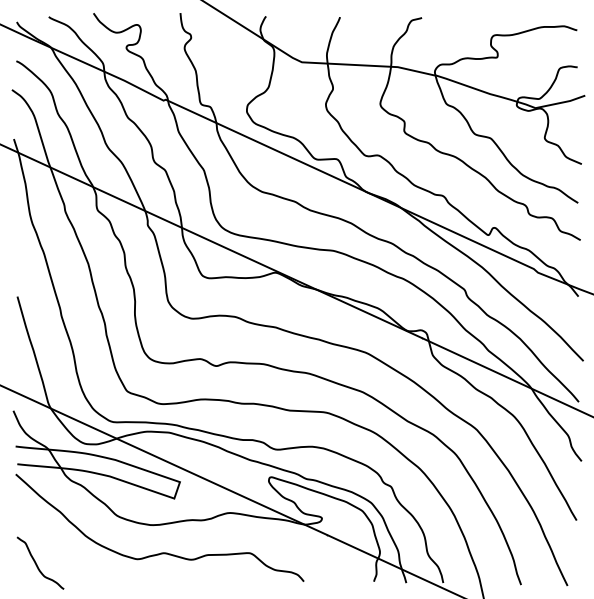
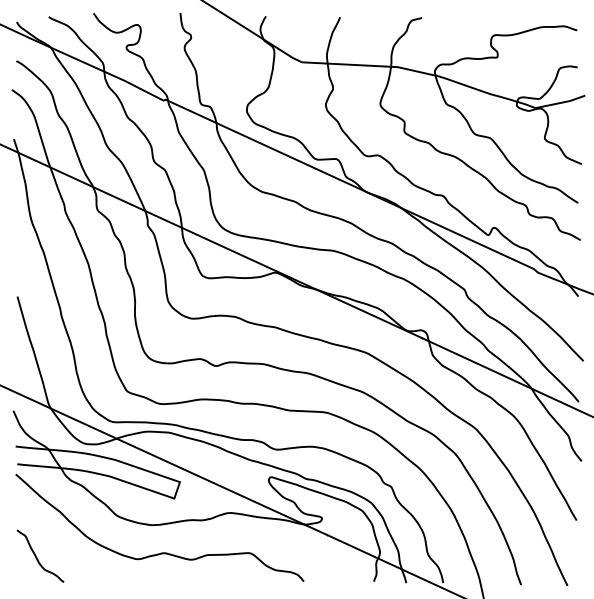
curve position: (37, 564) -> (37, 557) (37, 557)
